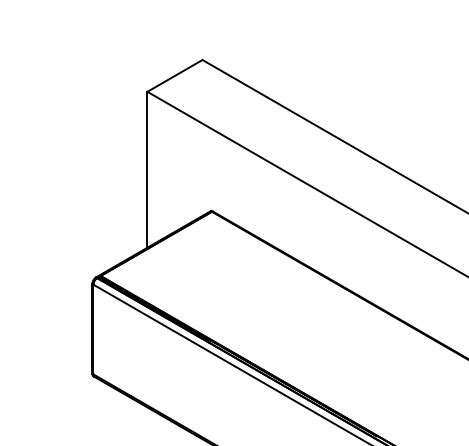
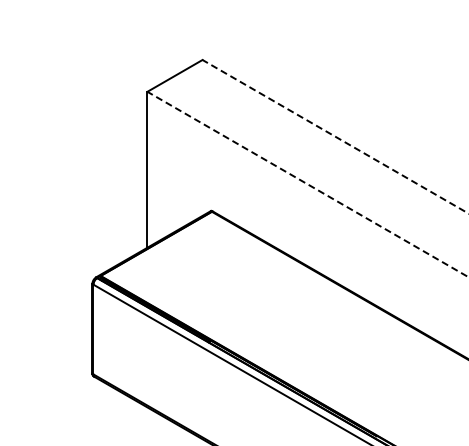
line: solid -> dashed (334, 136)
line: solid -> dashed (307, 184)
